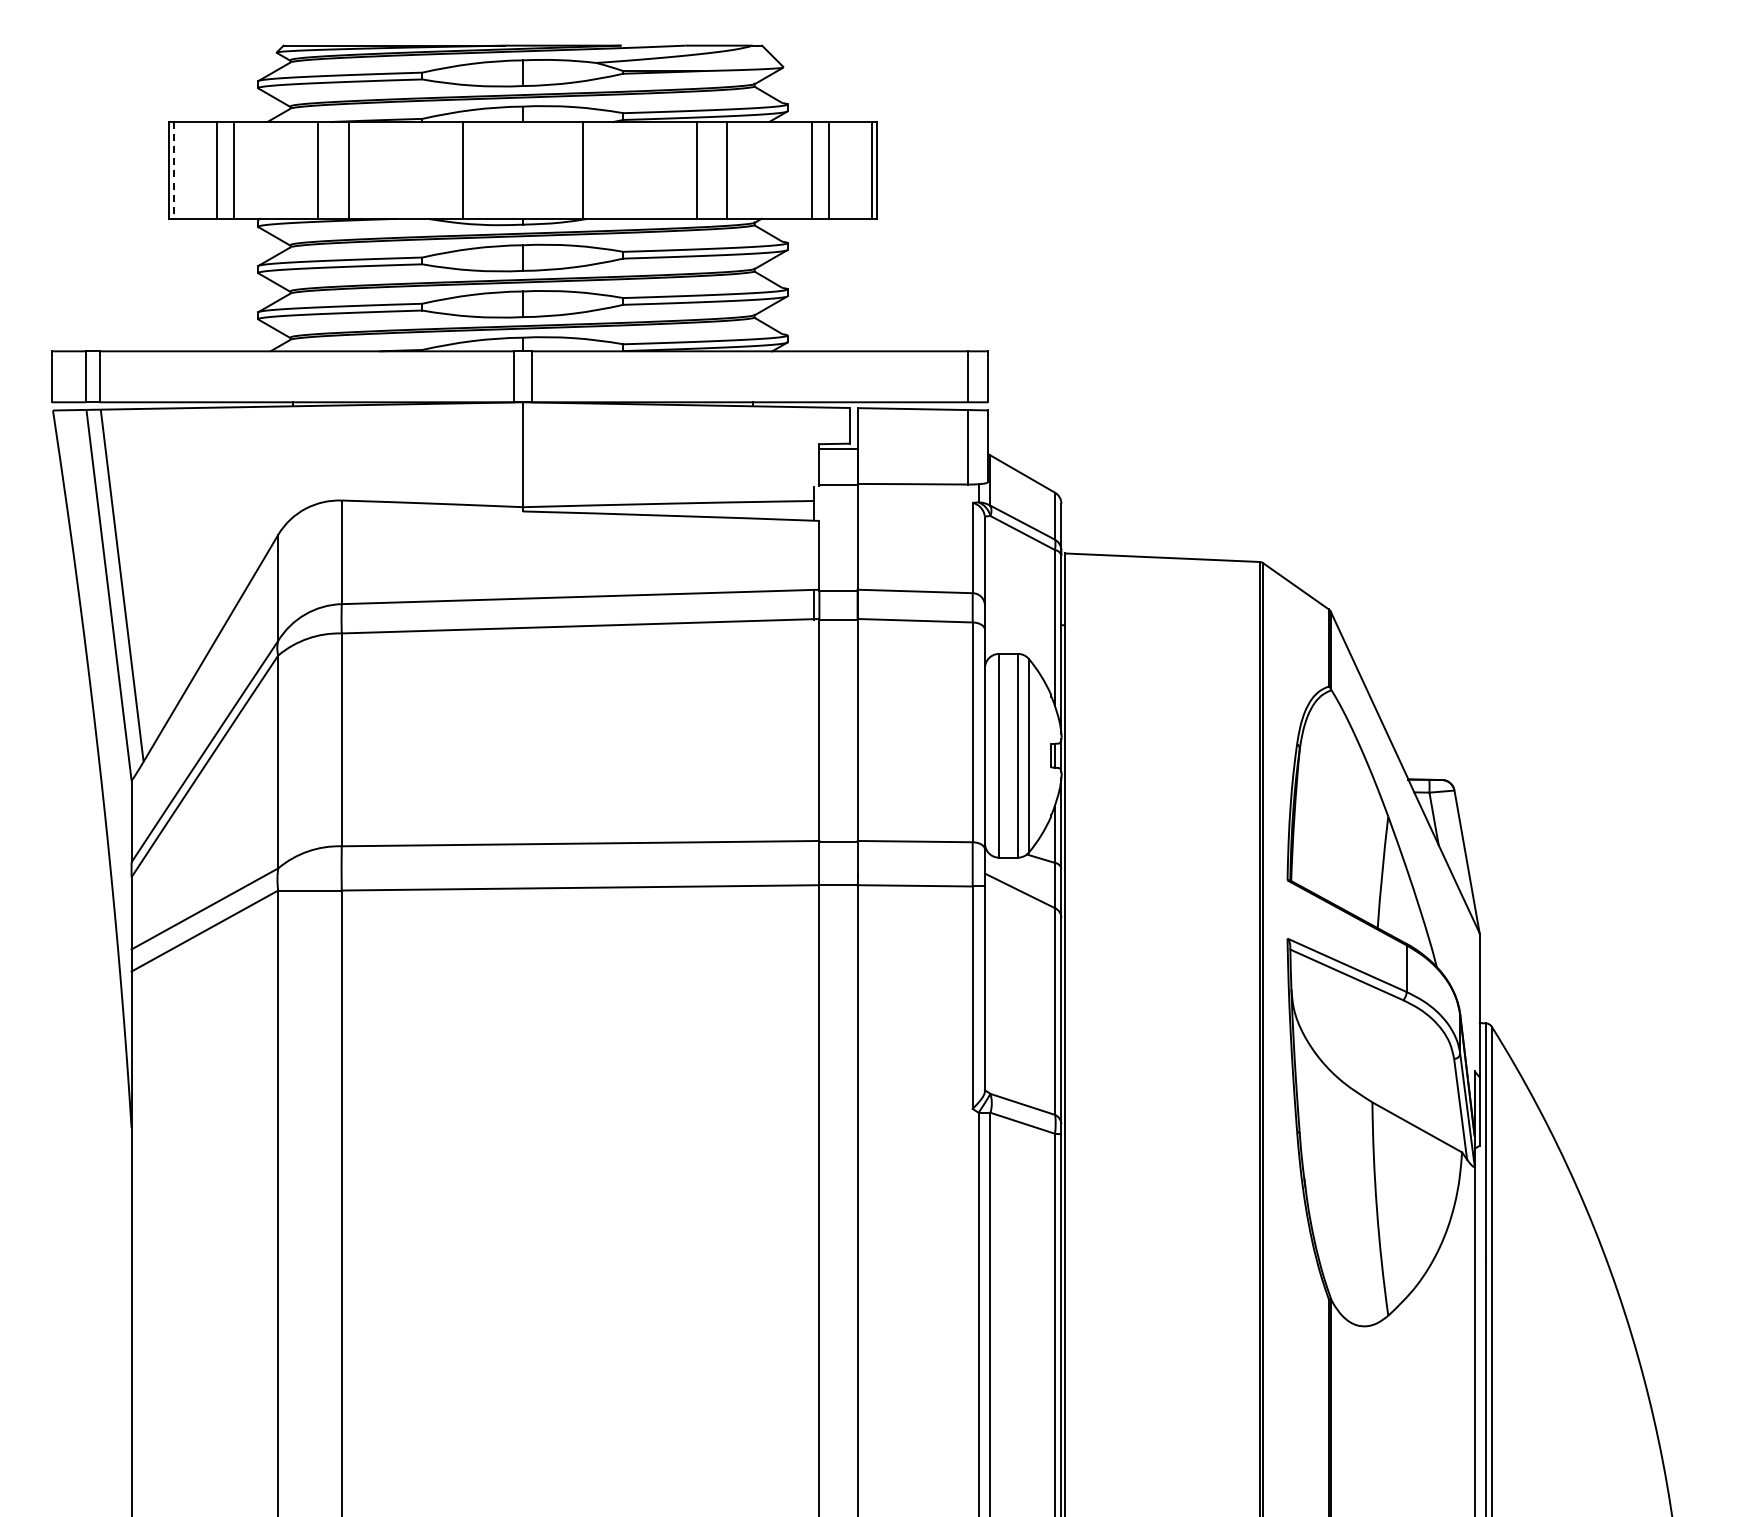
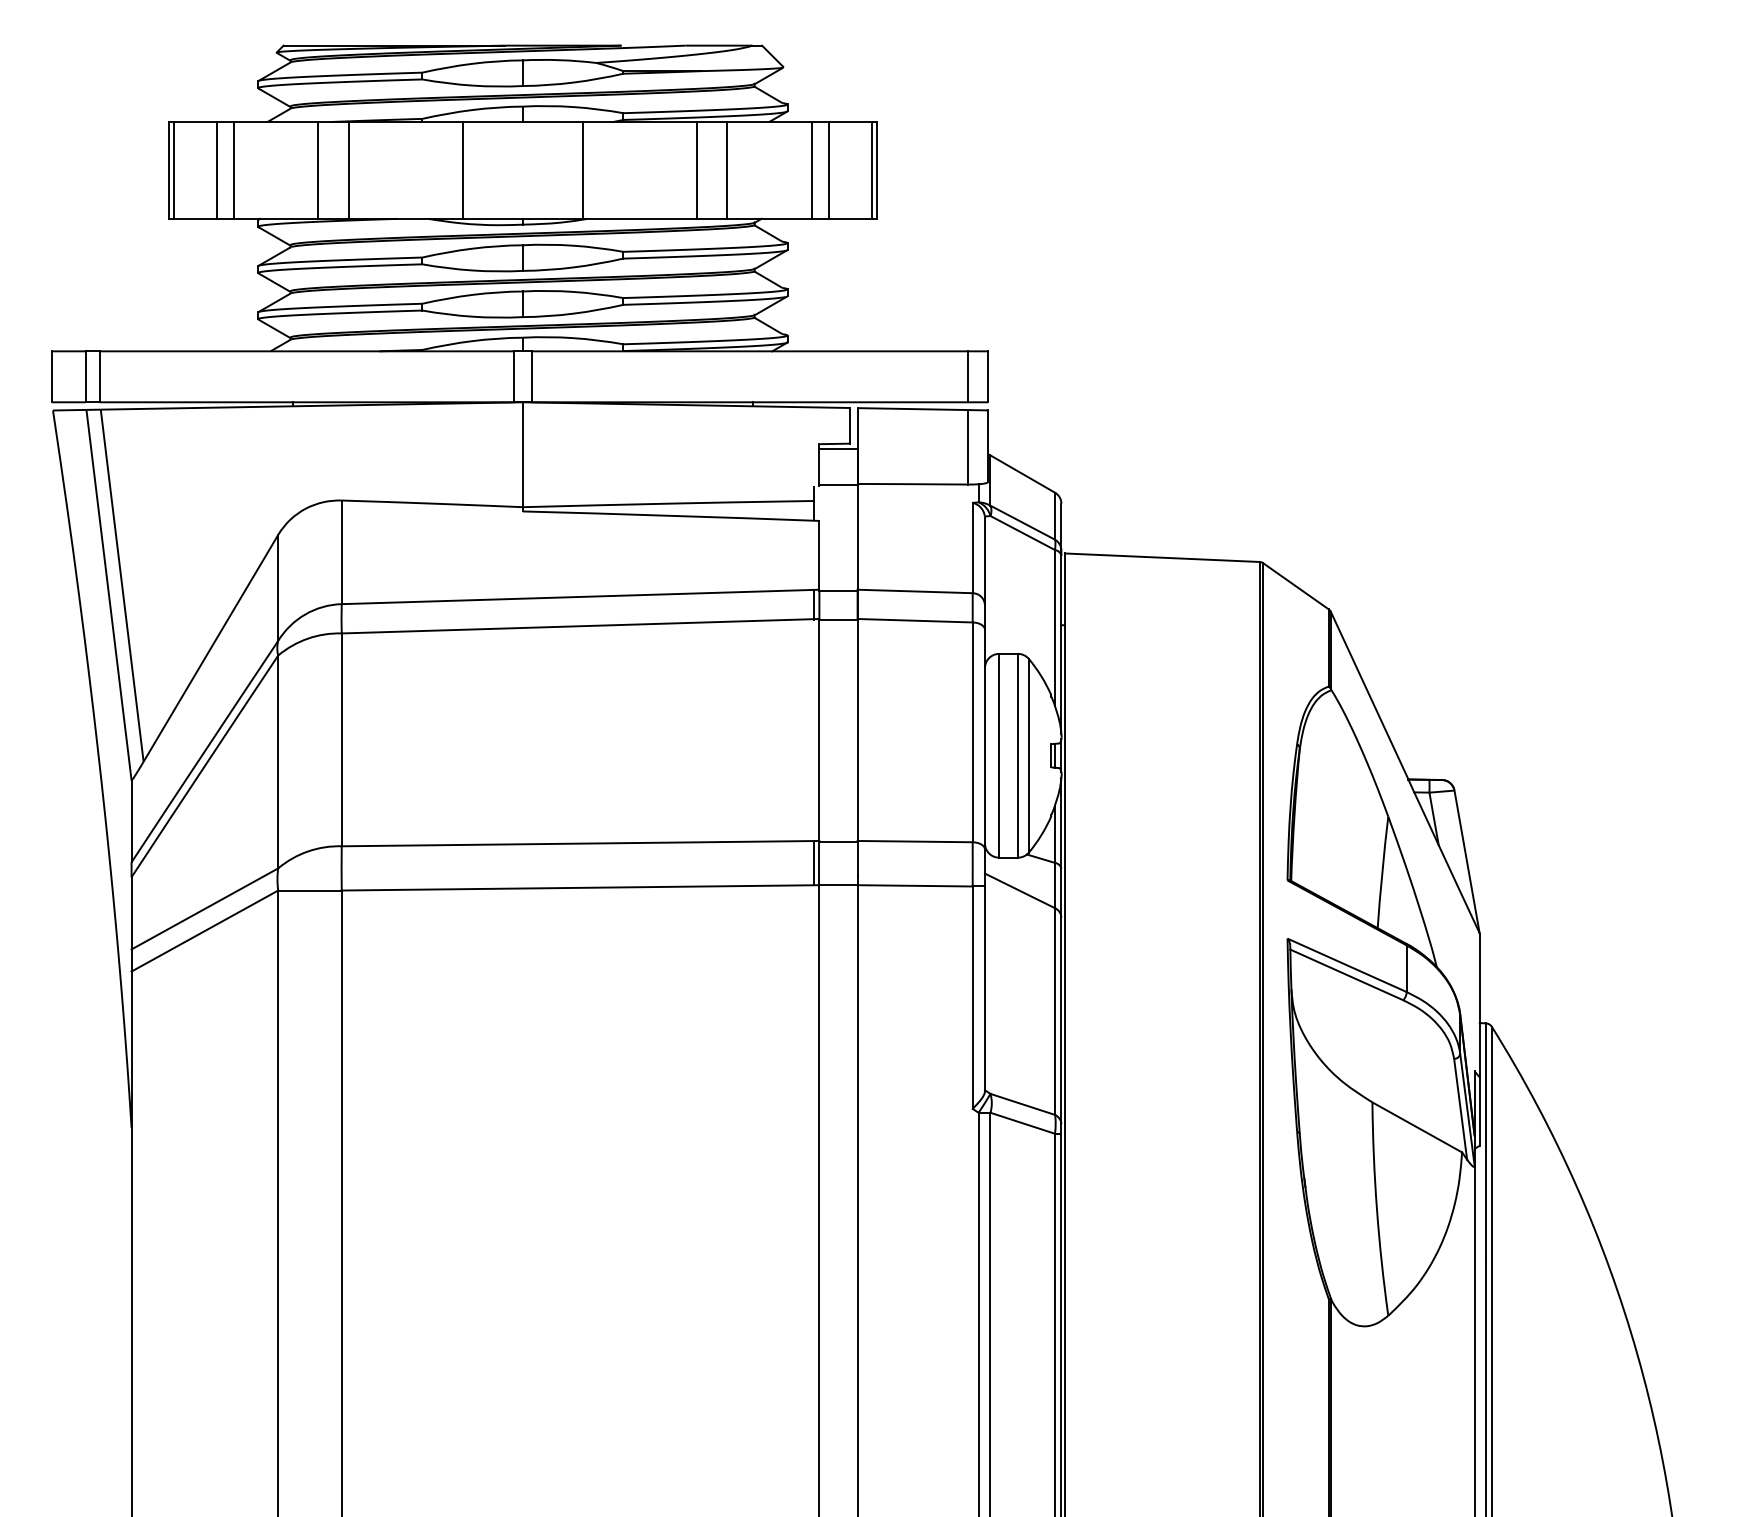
line: dashed -> solid (173, 170)
line: none -> present (814, 863)
